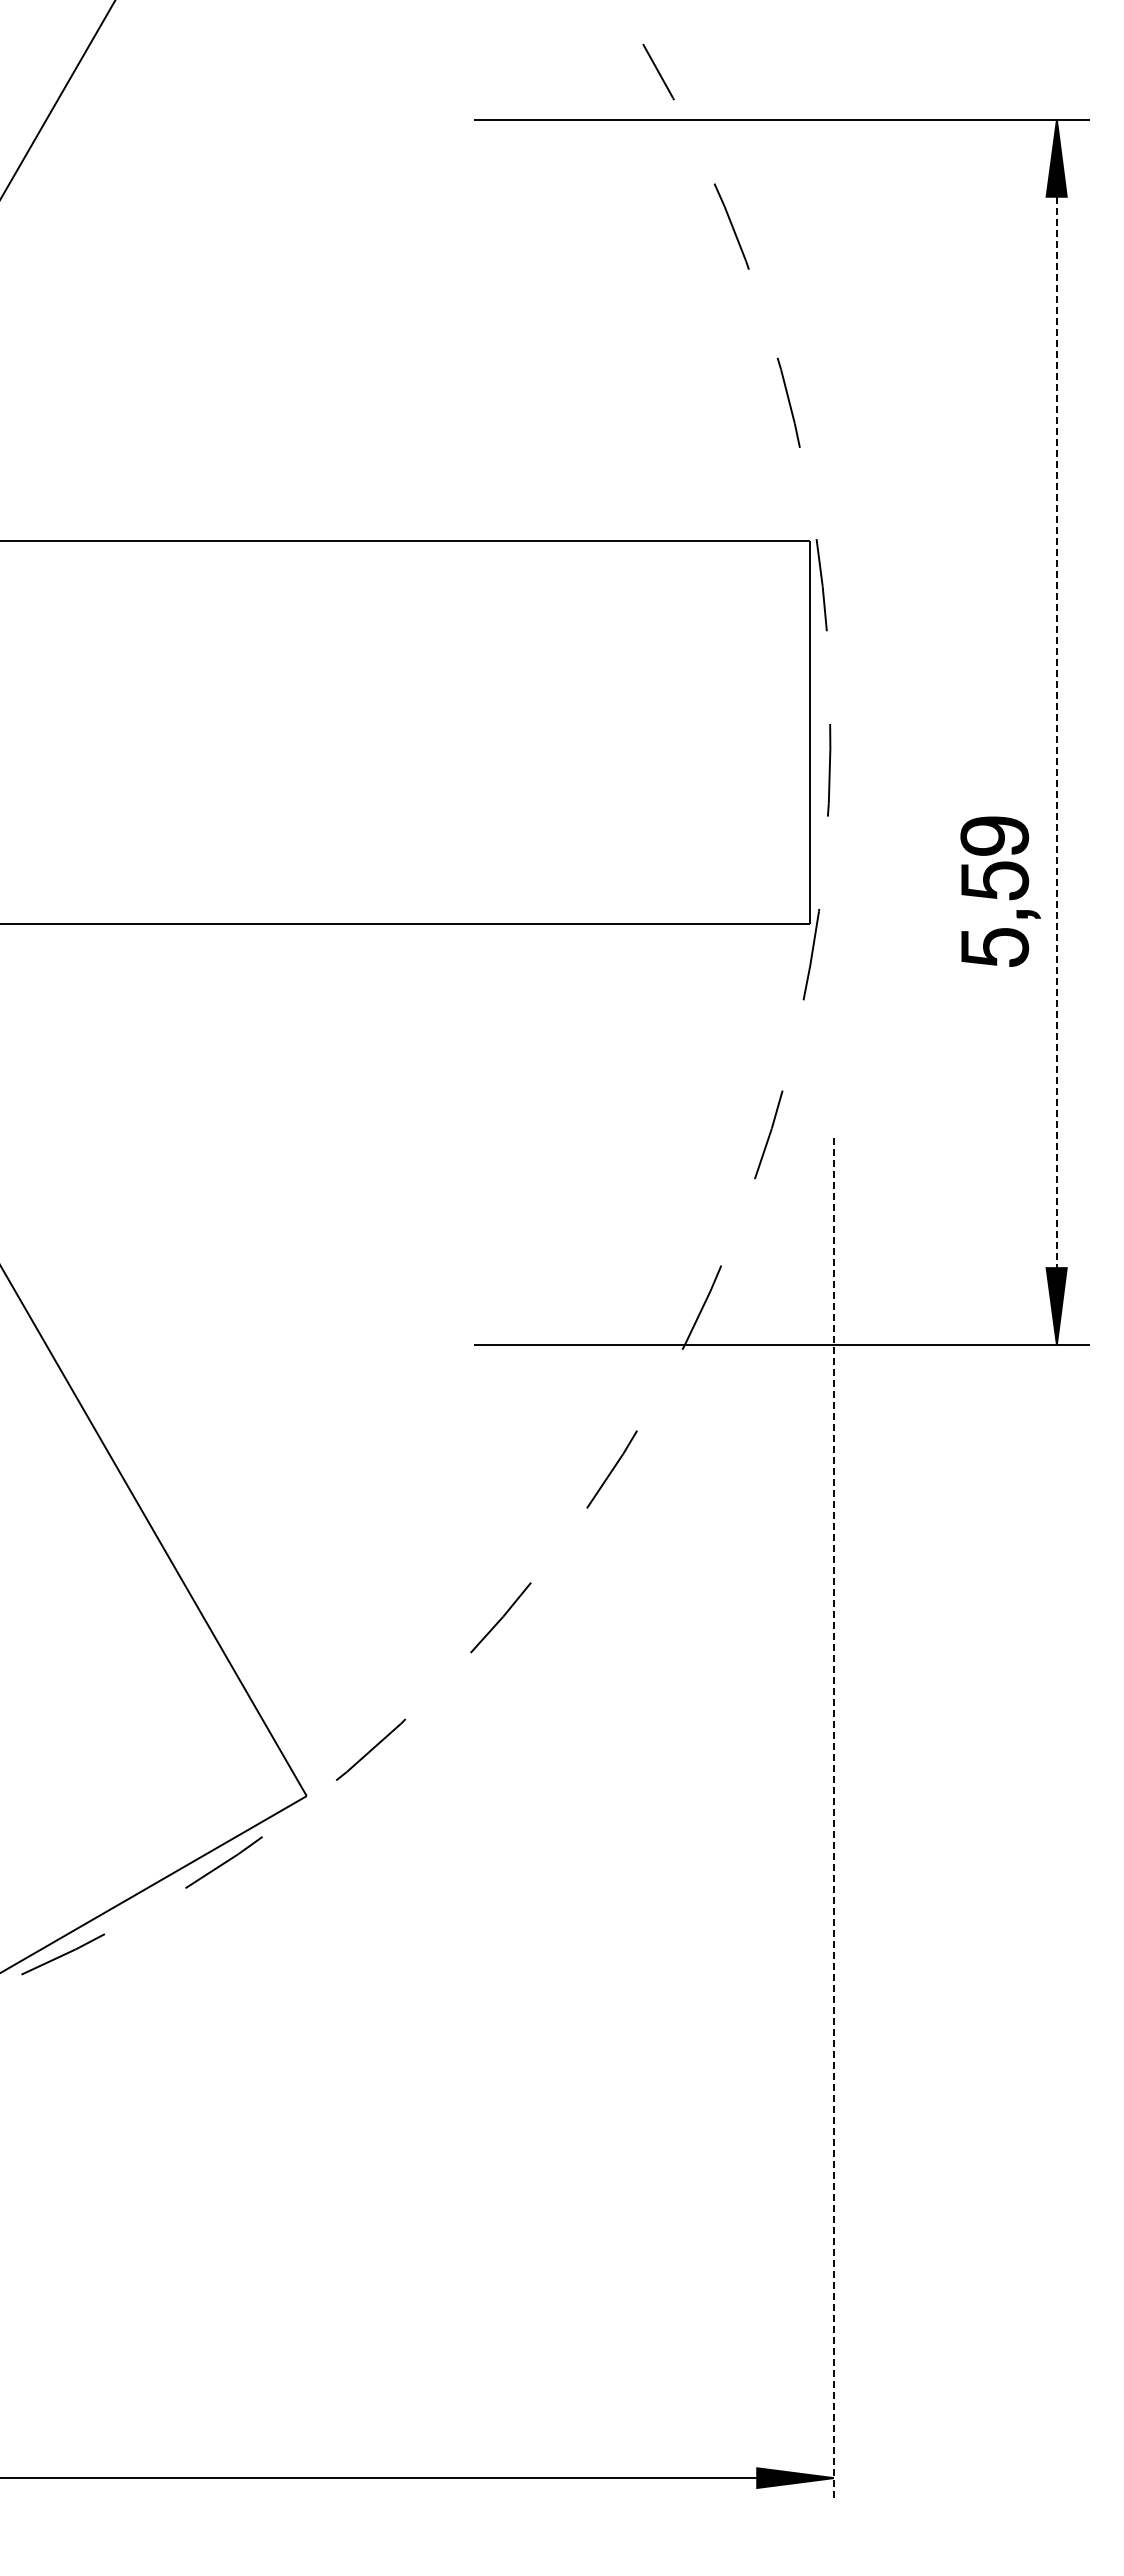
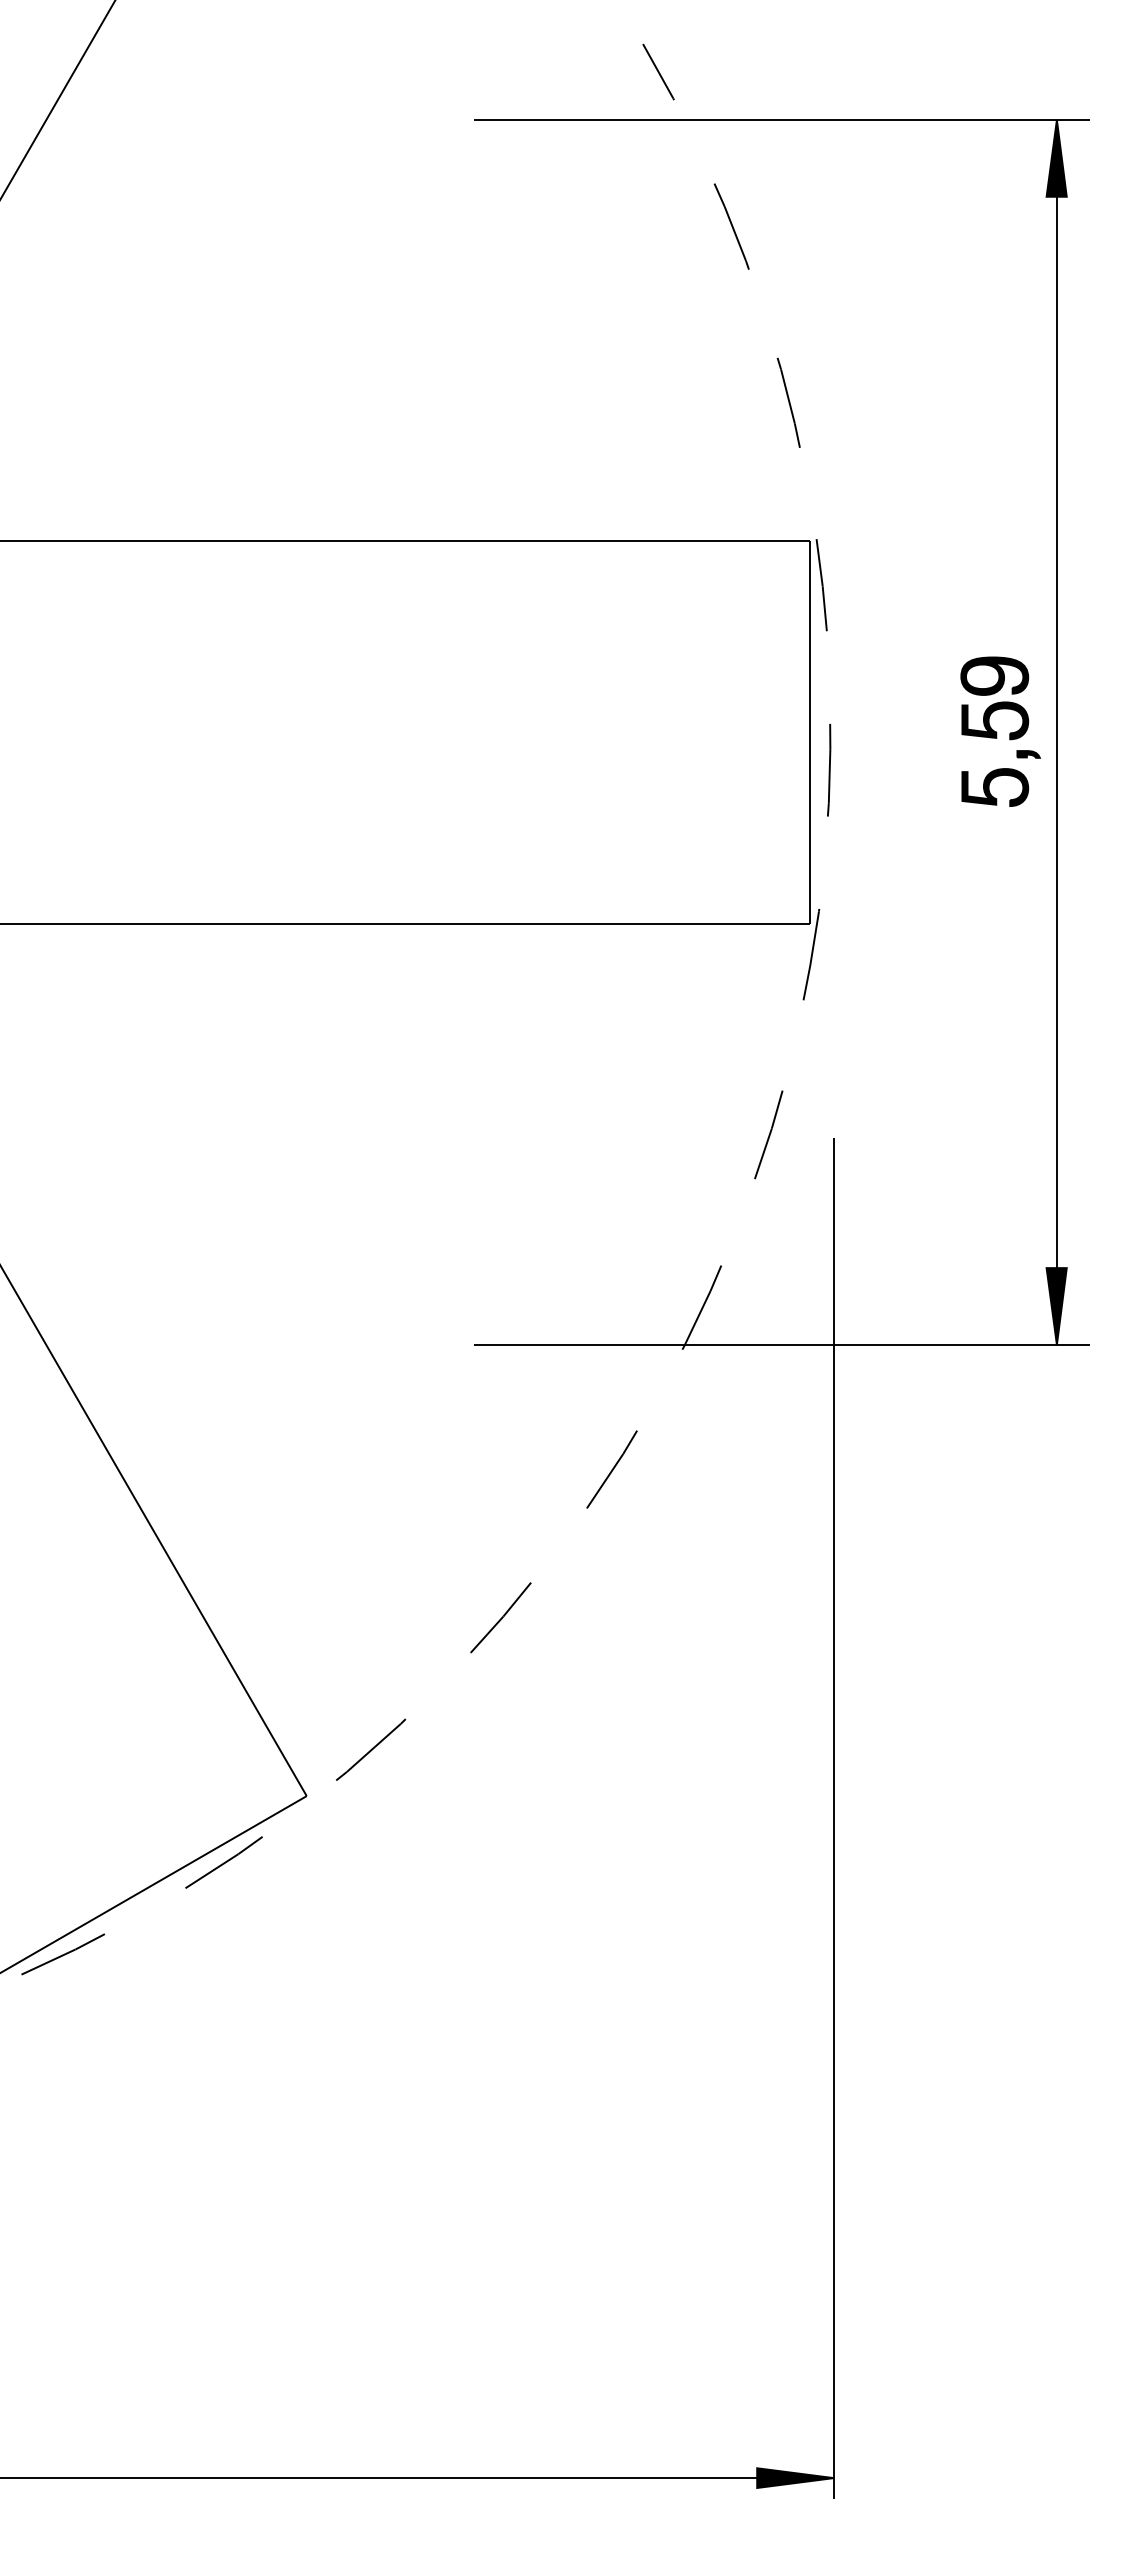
line: dashed -> solid (1056, 732)
part position: (1000, 891) -> (1000, 731) (1000, 731)
line: dashed -> solid (833, 1818)
